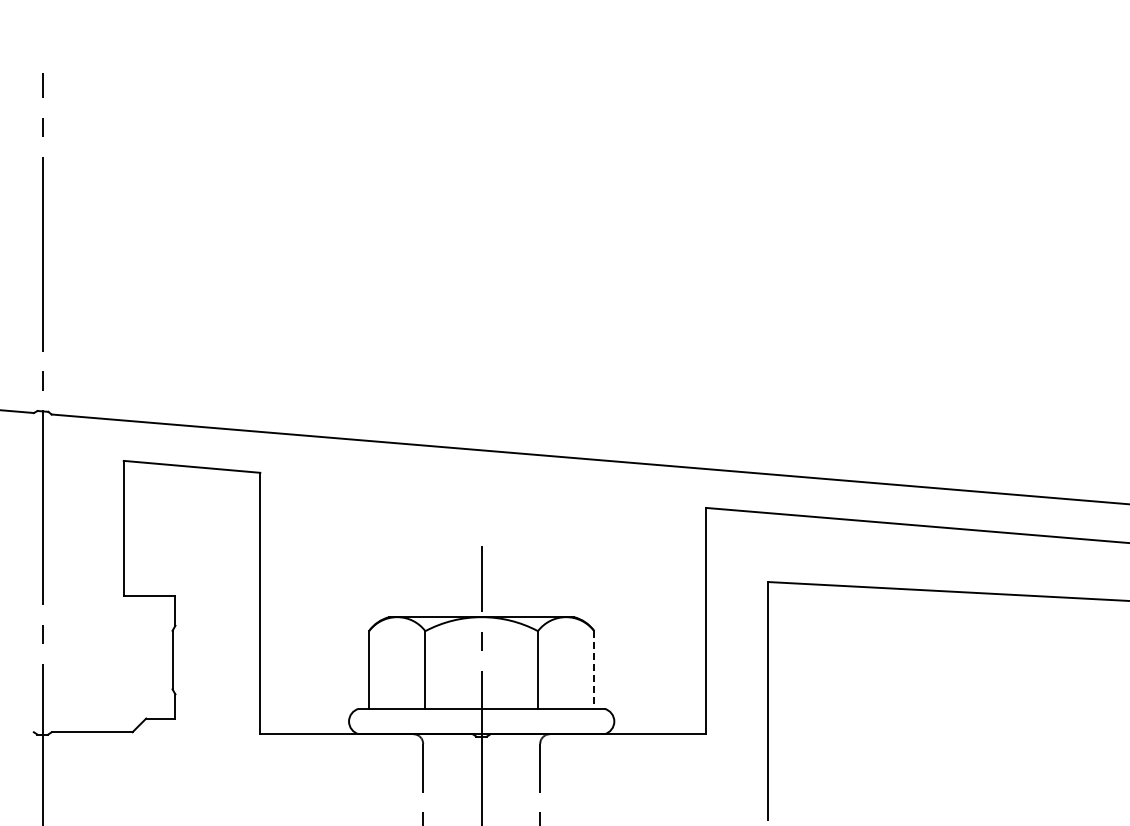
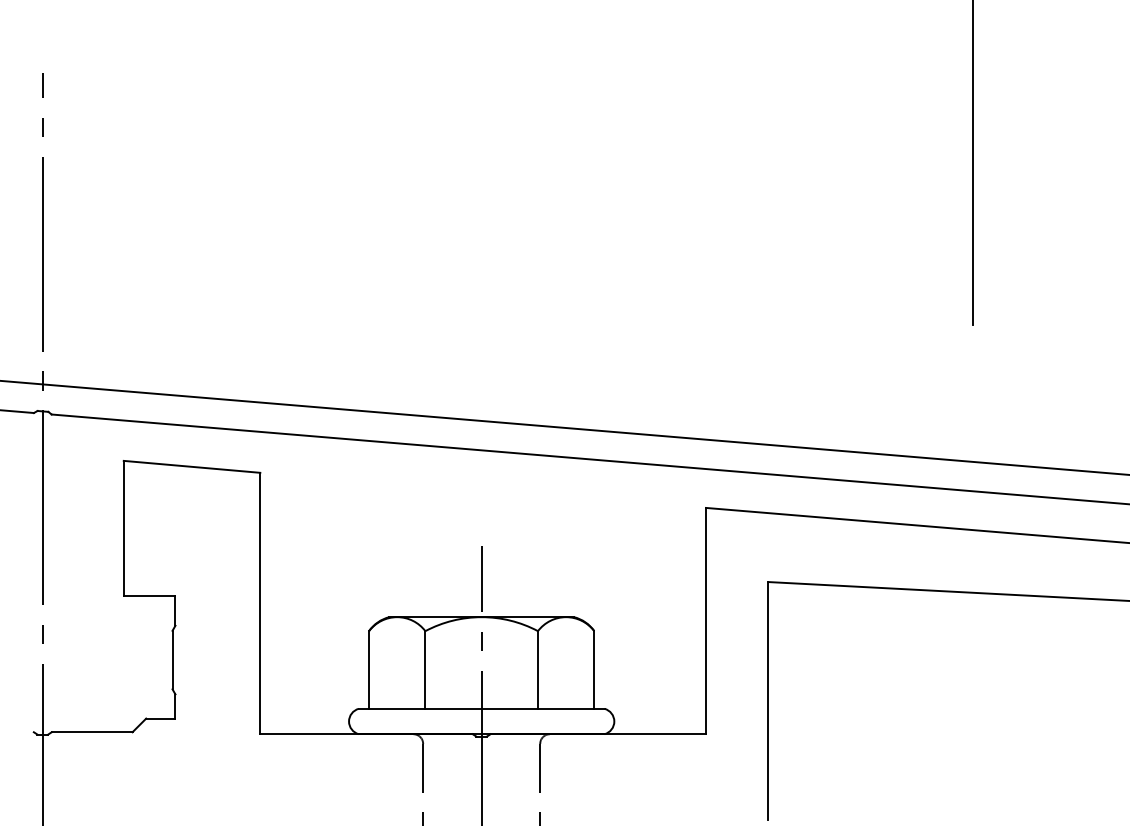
line: none -> present (973, 163)
line: none -> present (564, 427)
line: dashed -> solid (594, 669)
